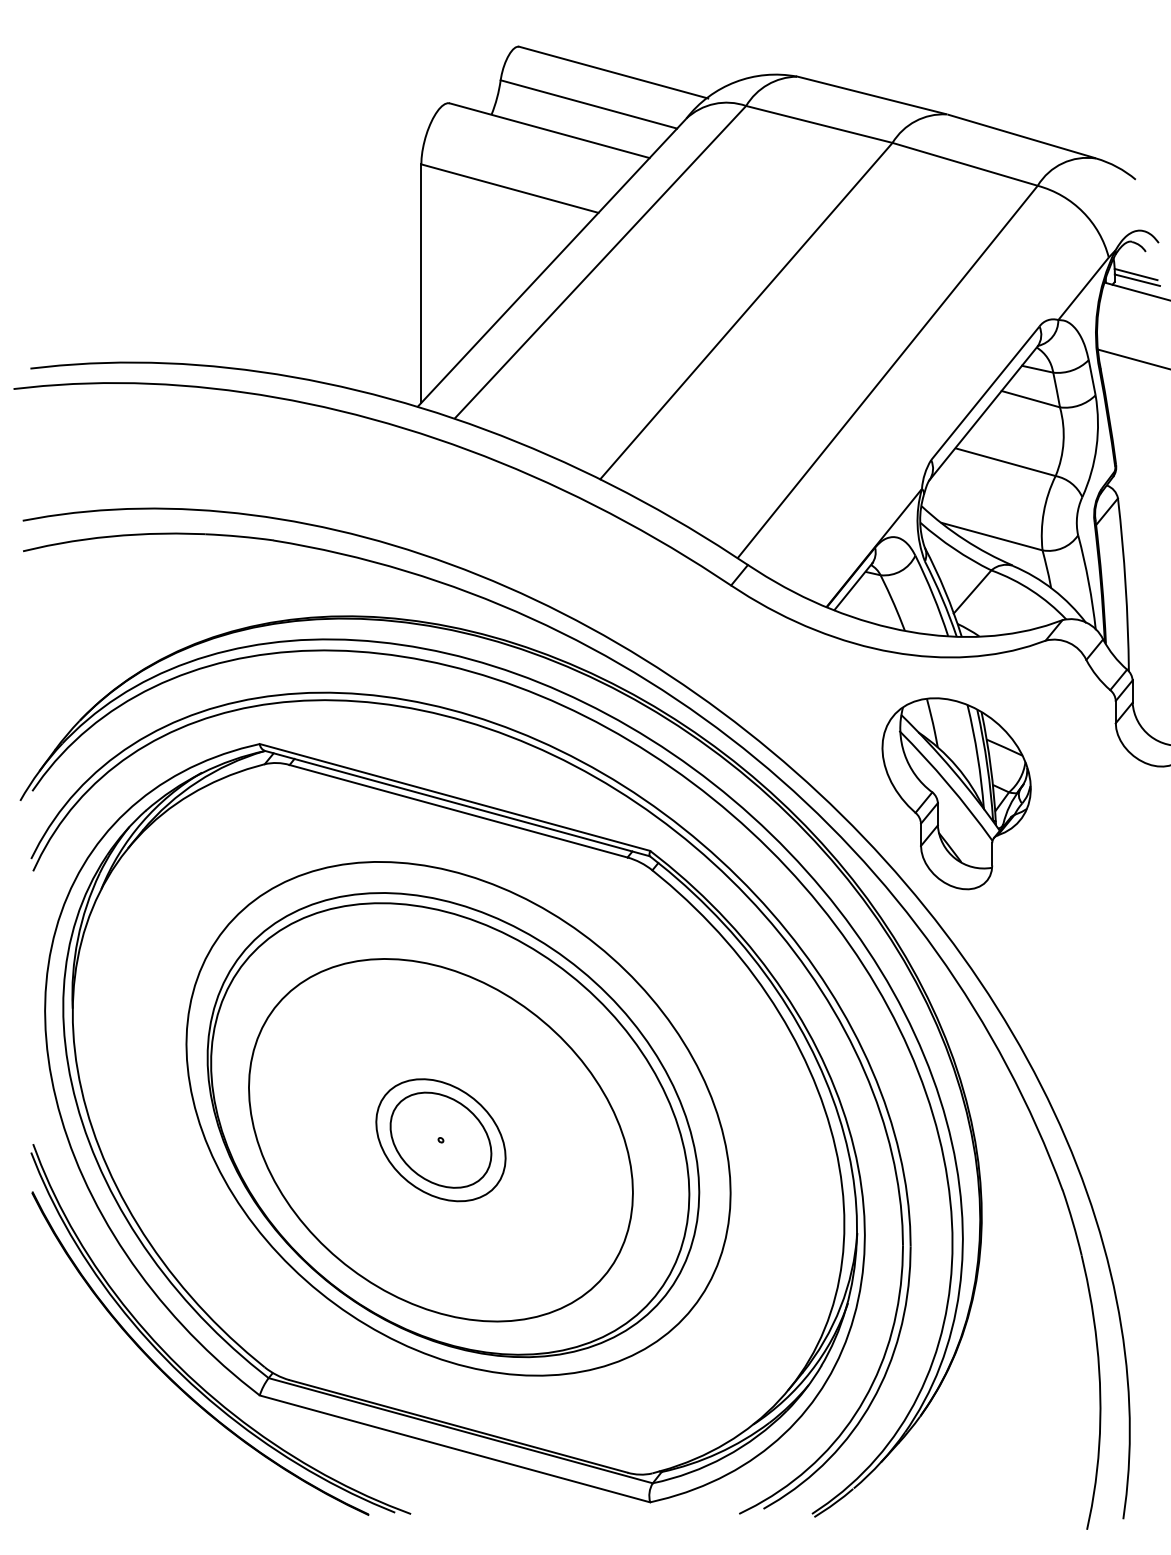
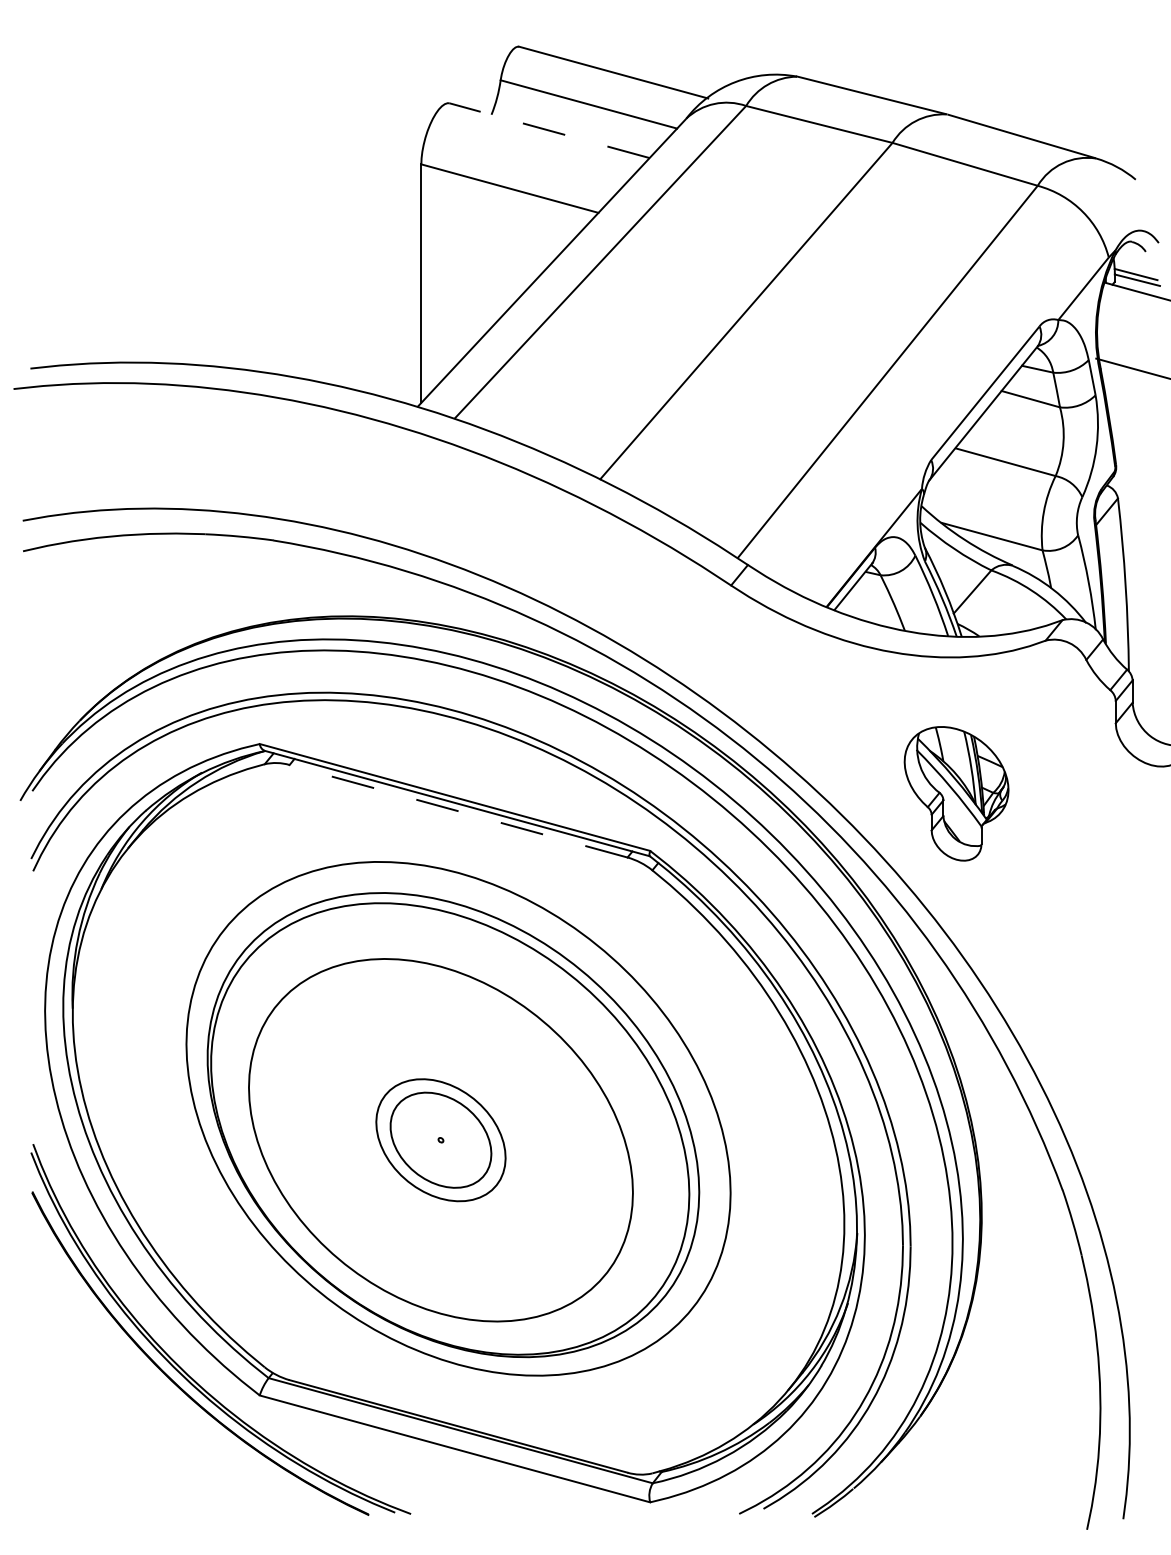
line: solid -> dashed (549, 130)
line position: (1132, 358) -> (1131, 368) (1131, 368)
part size: 151x194 px -> 107x136 px (956, 793)
line: solid -> dashed (458, 811)
